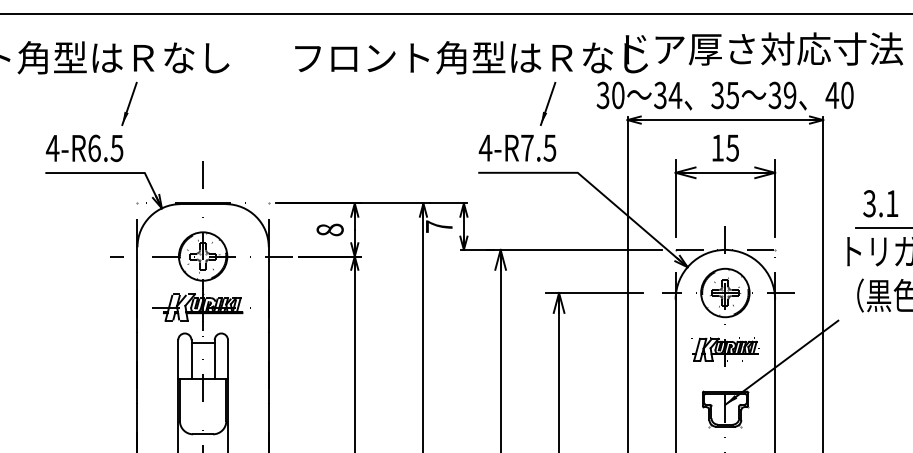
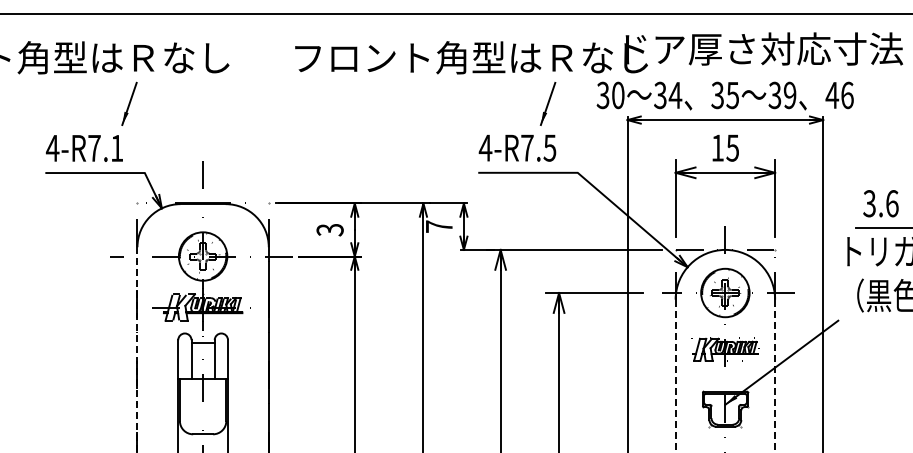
text: 40 -> 46 (847, 94)
text: 4-R6.5 -> 4-R7.1 (105, 148)
text: 3.1 -> 3.6 (892, 203)
text: 8 -> 3 (329, 229)
line: solid -> dashed (137, 350)
line: solid -> dashed (675, 376)
line: solid -> dashed (775, 376)
